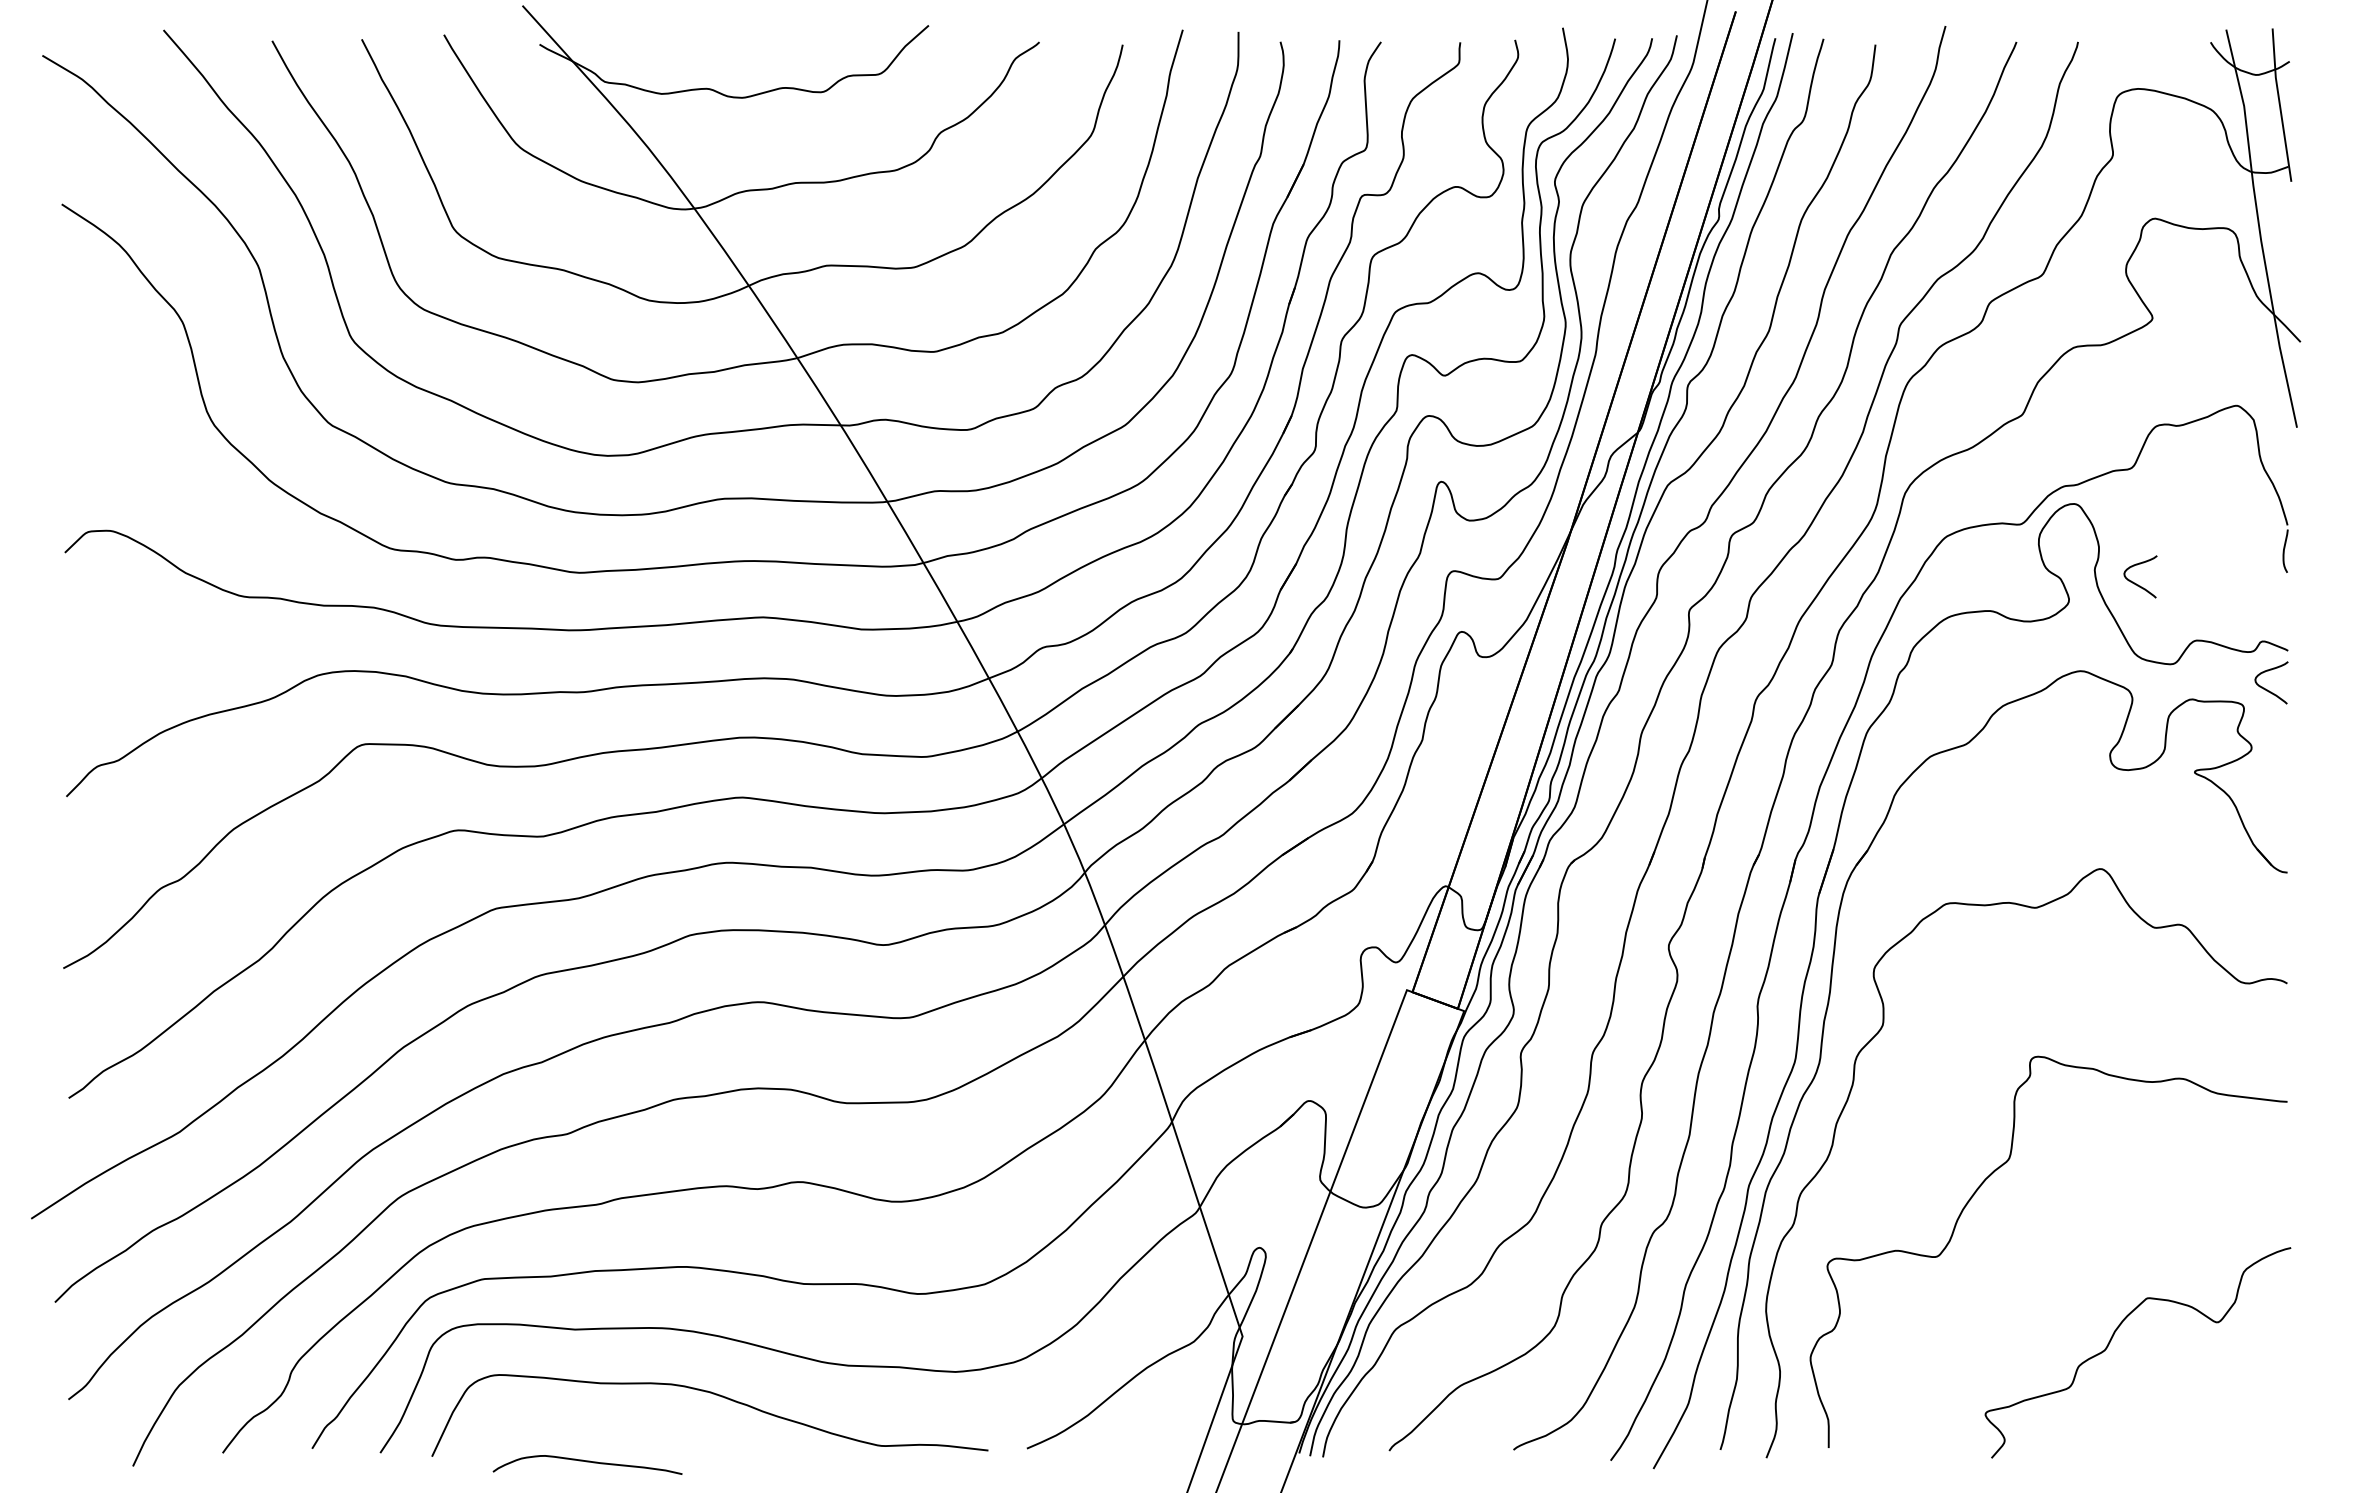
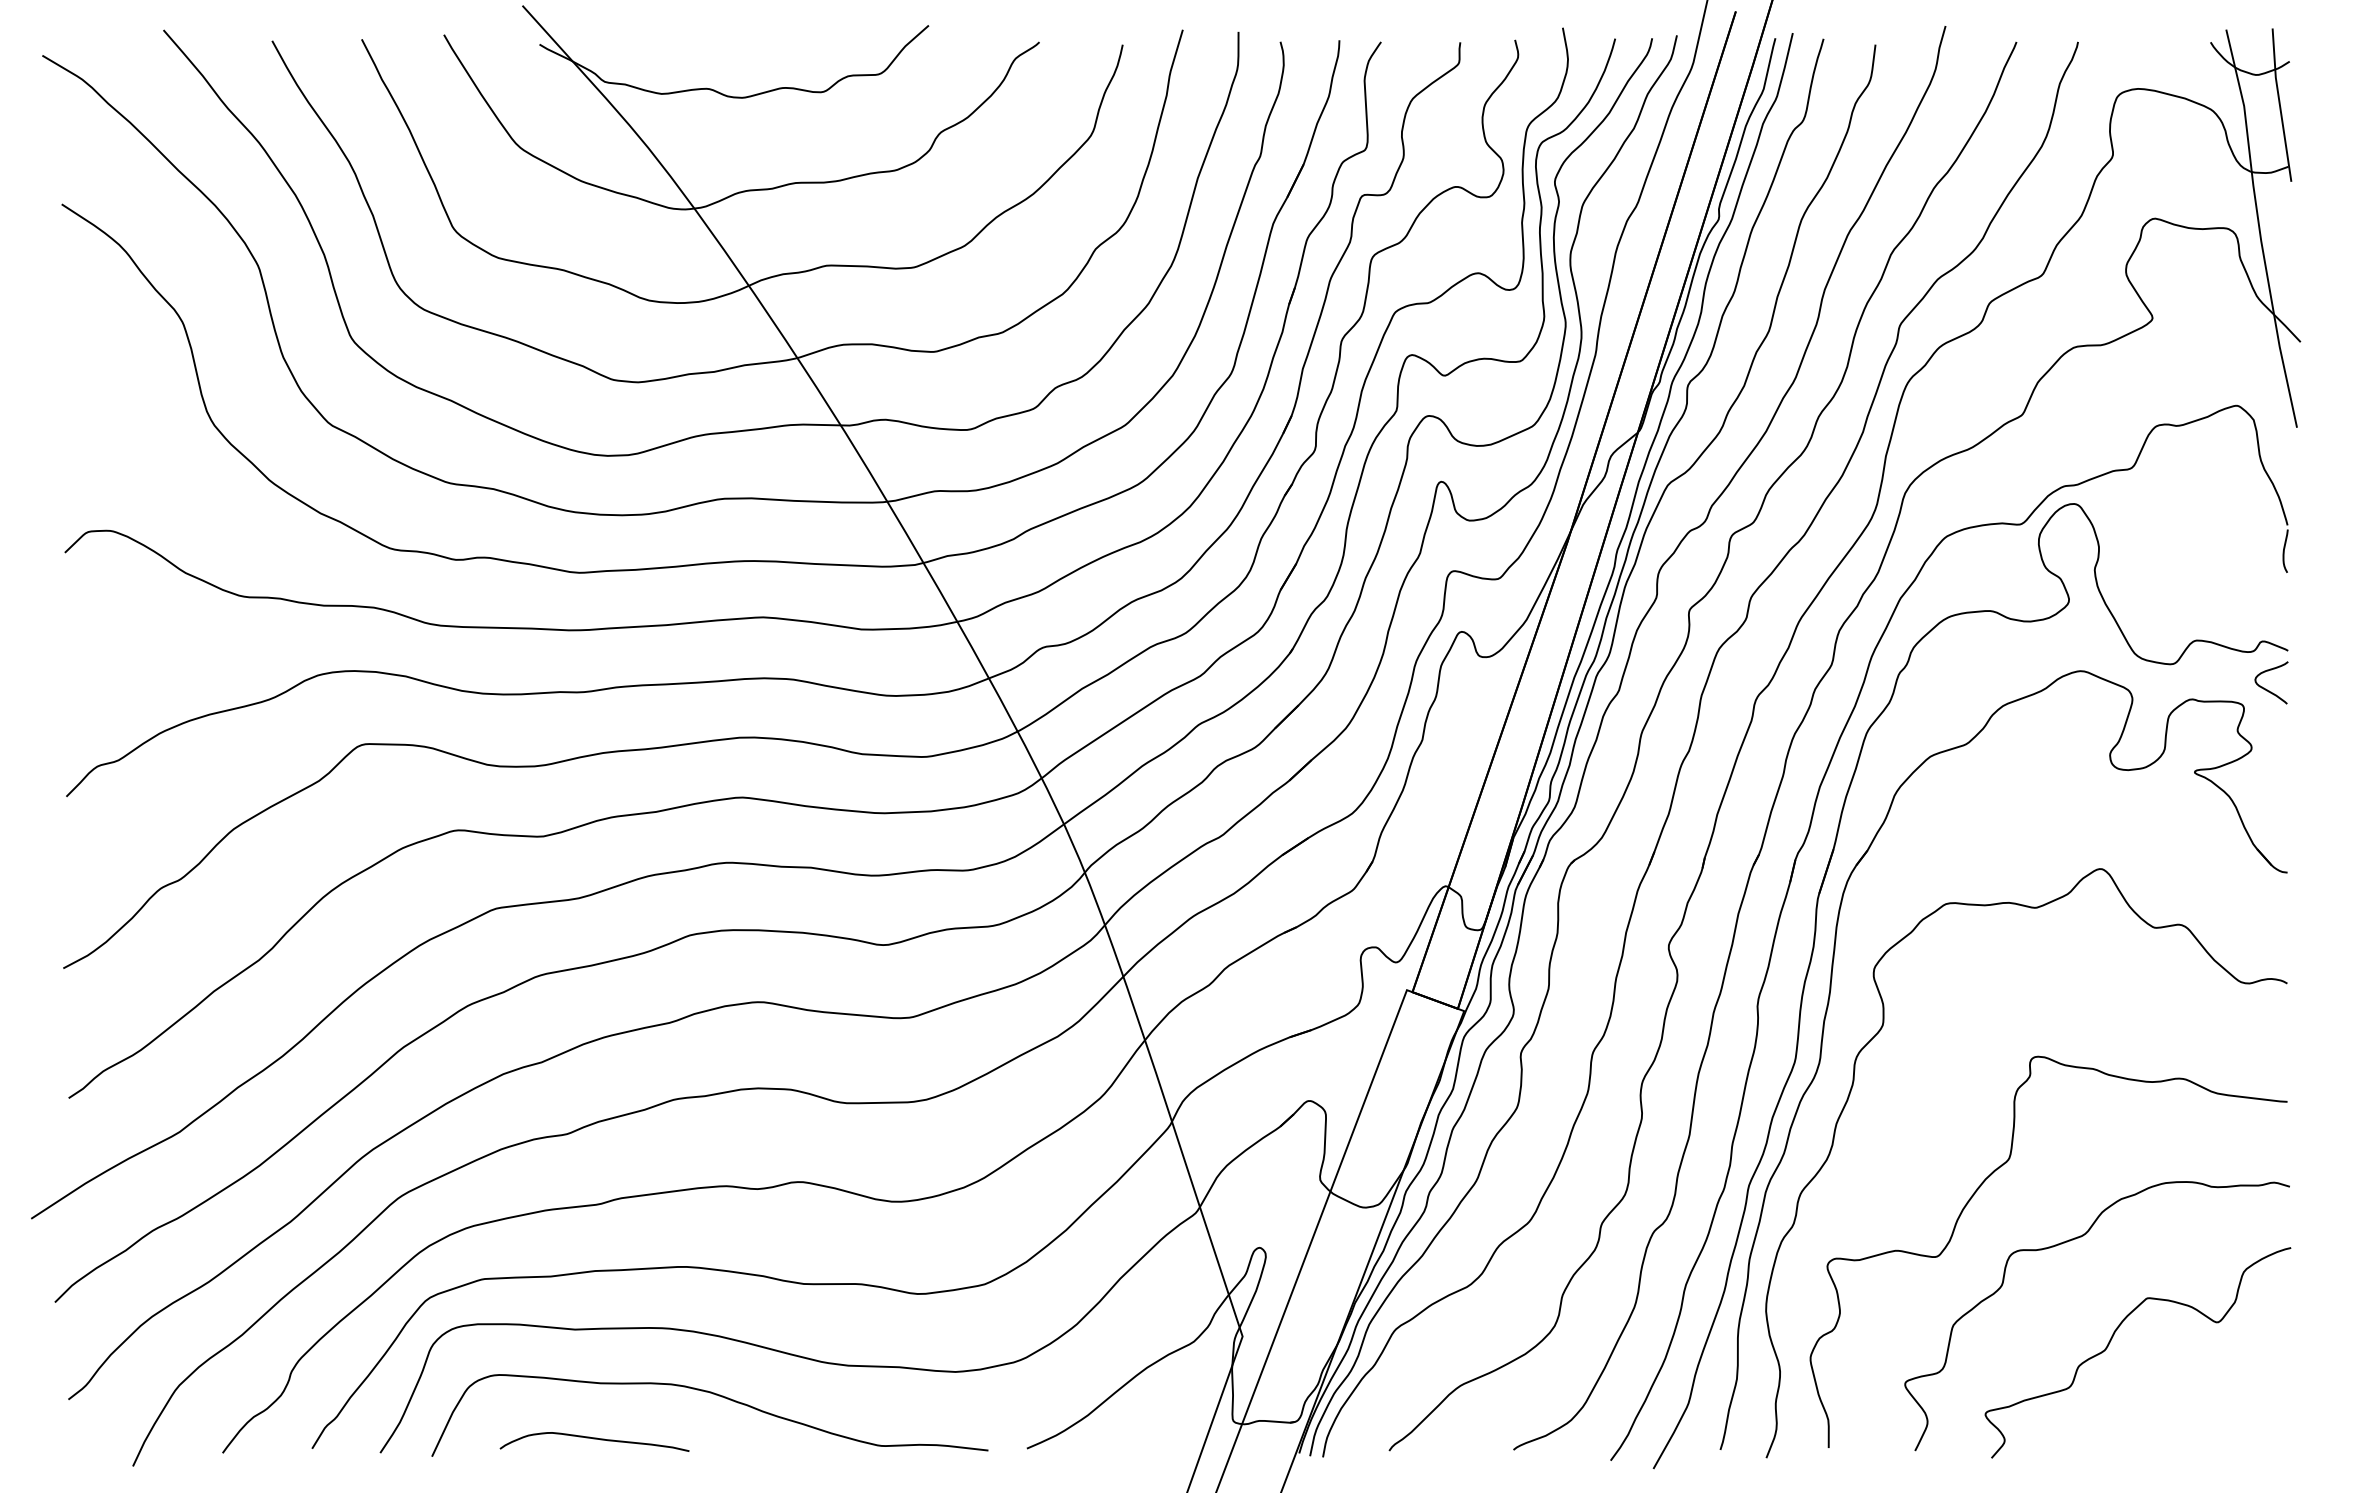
curve: present -> none (2136, 583)
curve: none -> present (2070, 1241)
curve position: (587, 1462) -> (594, 1439) (594, 1439)
